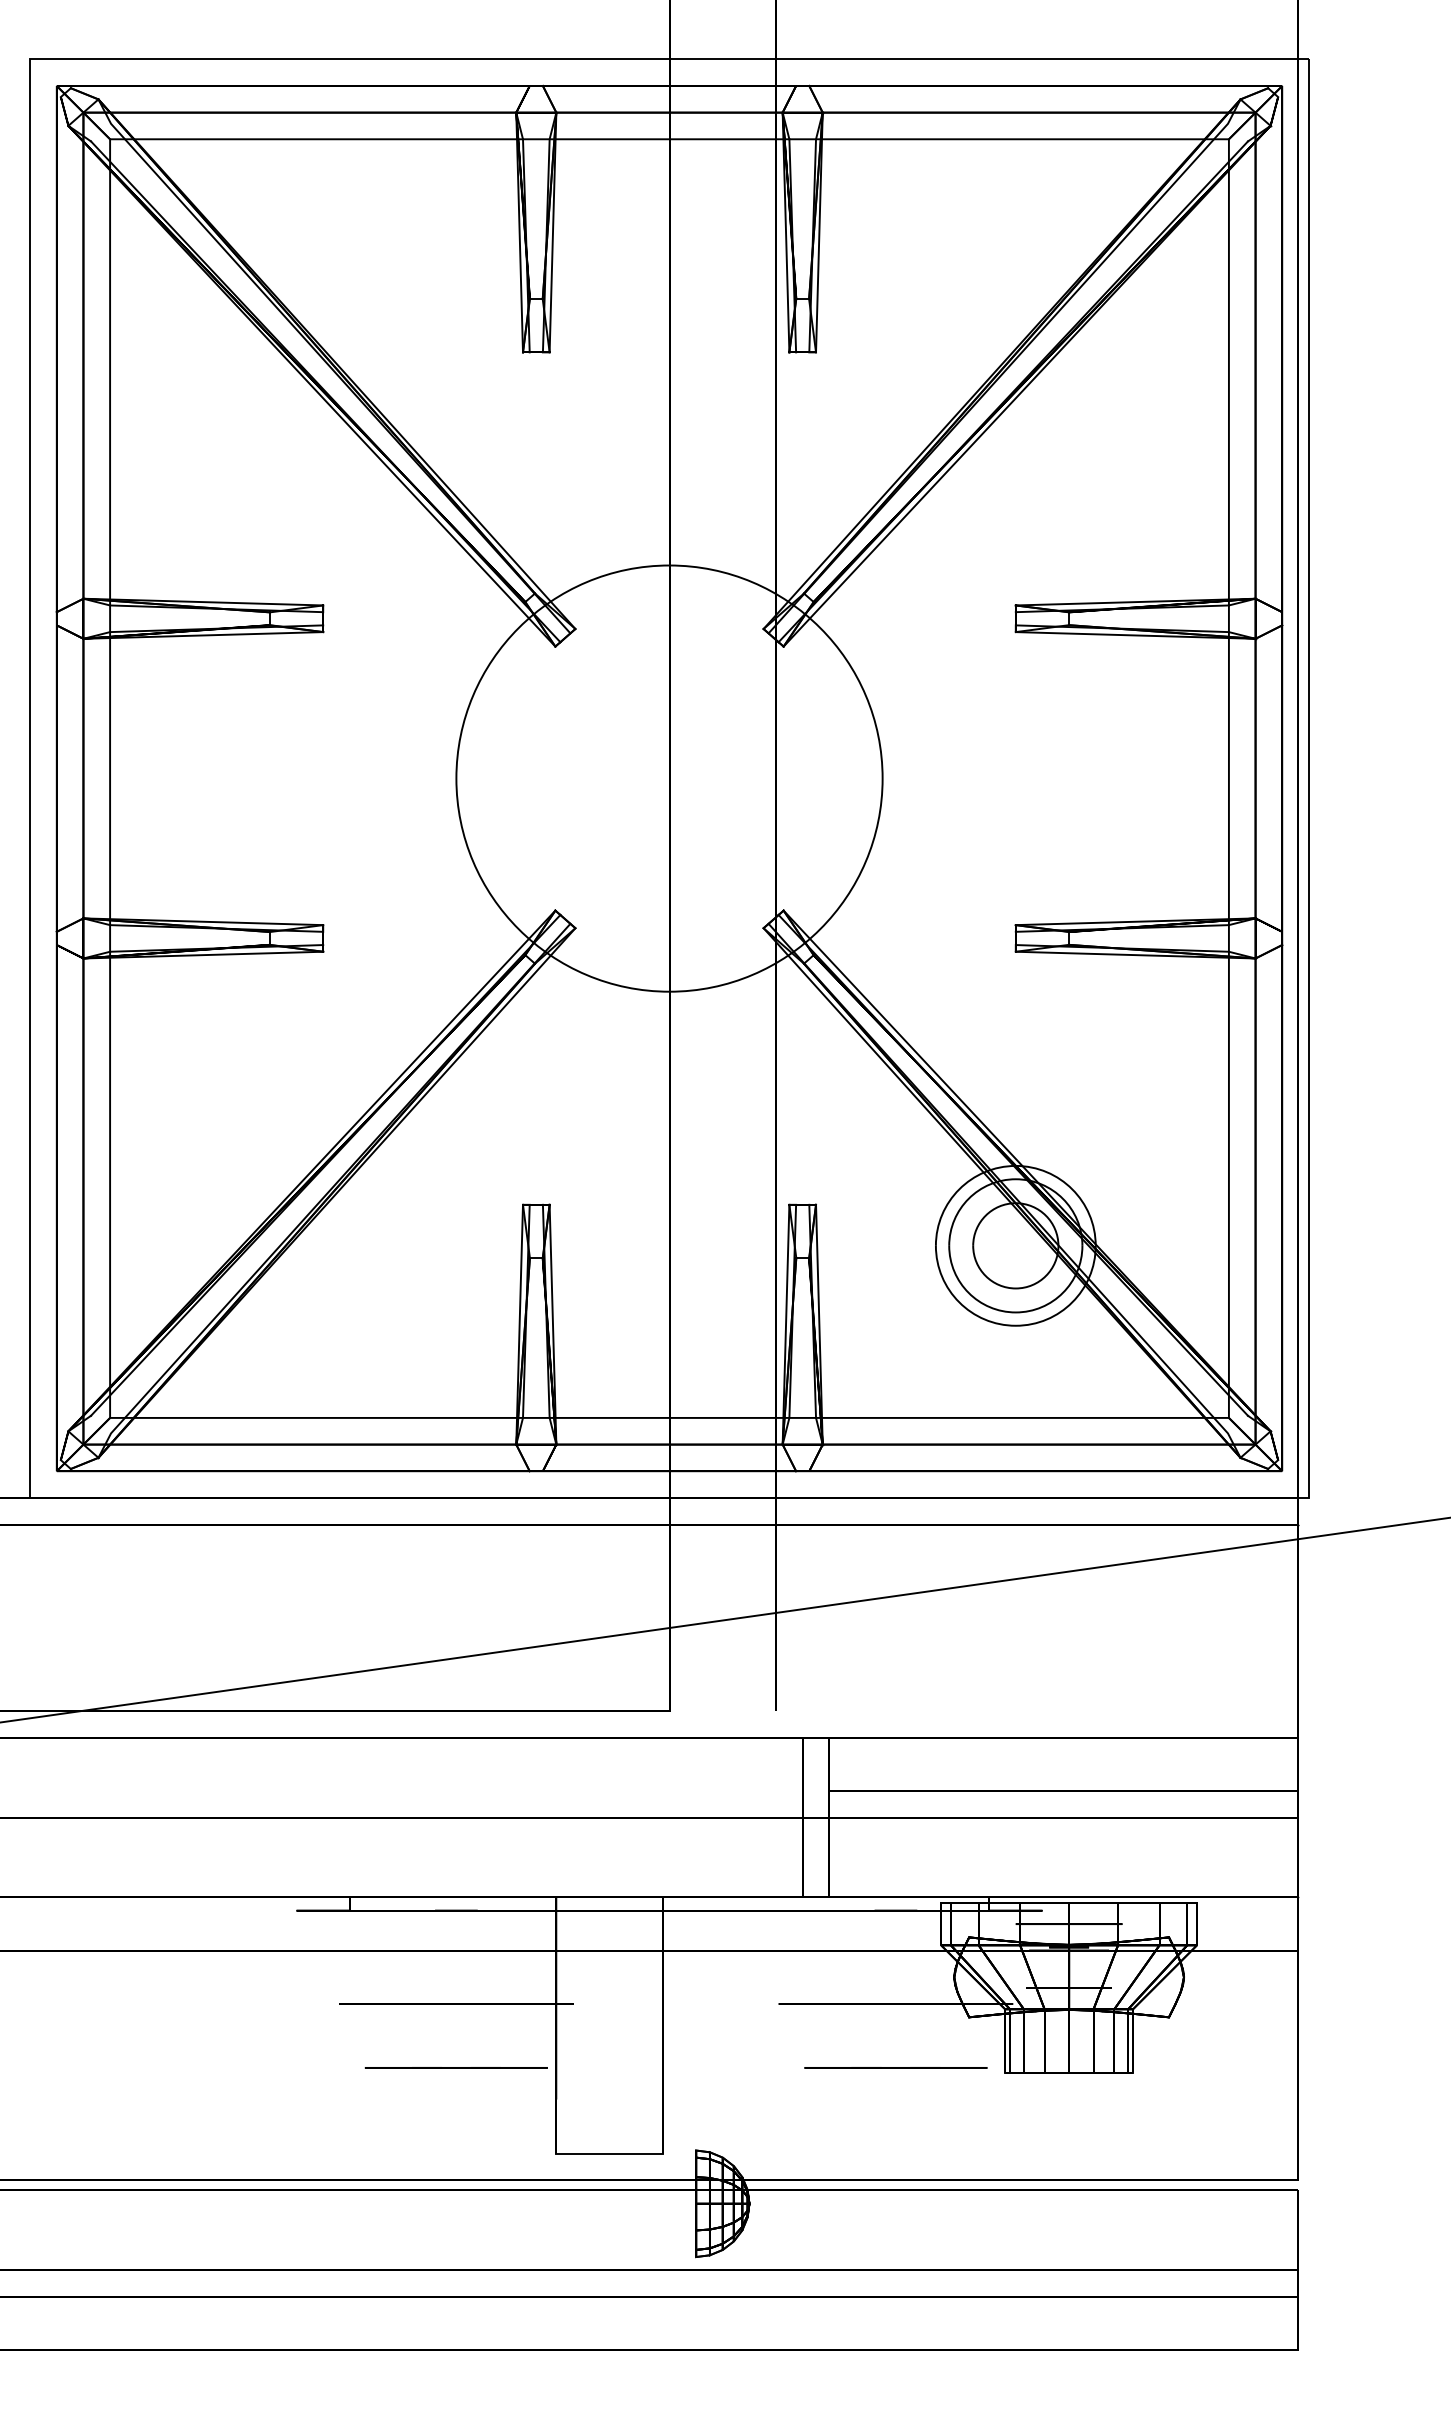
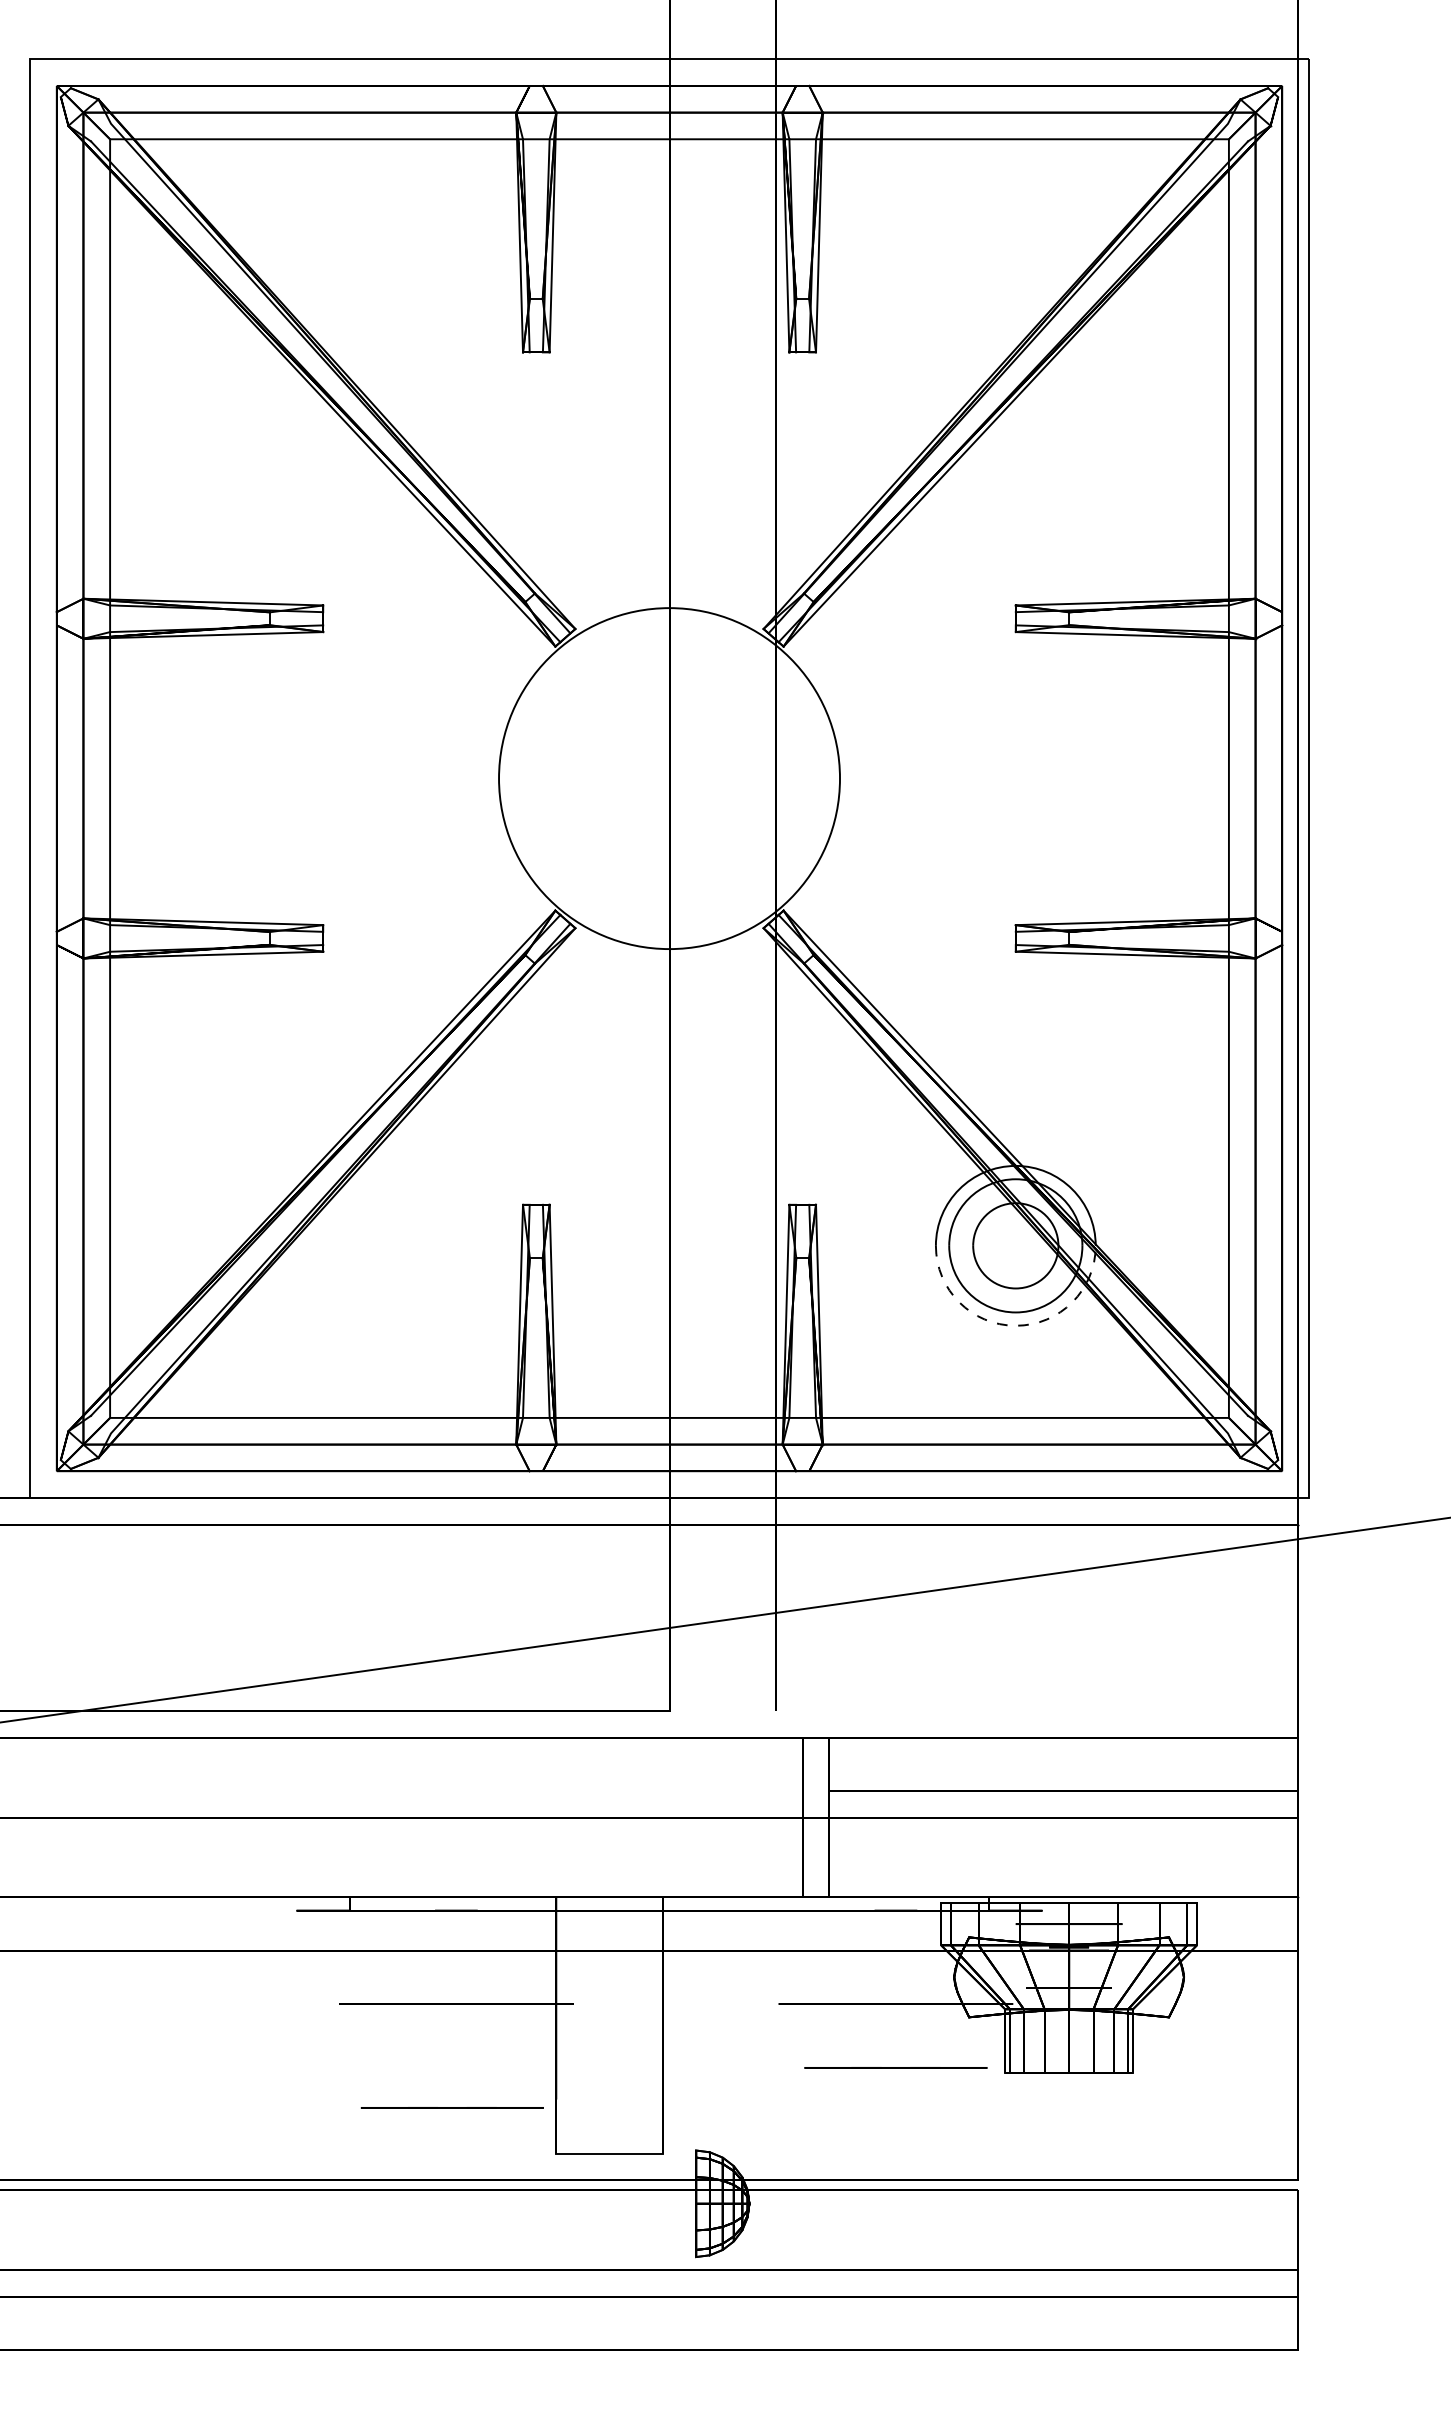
circle diameter: 426 px -> 341 px (669, 778)
arc: solid -> dashed (1015, 1325)
line position: (455, 2067) -> (451, 2107) (451, 2107)
